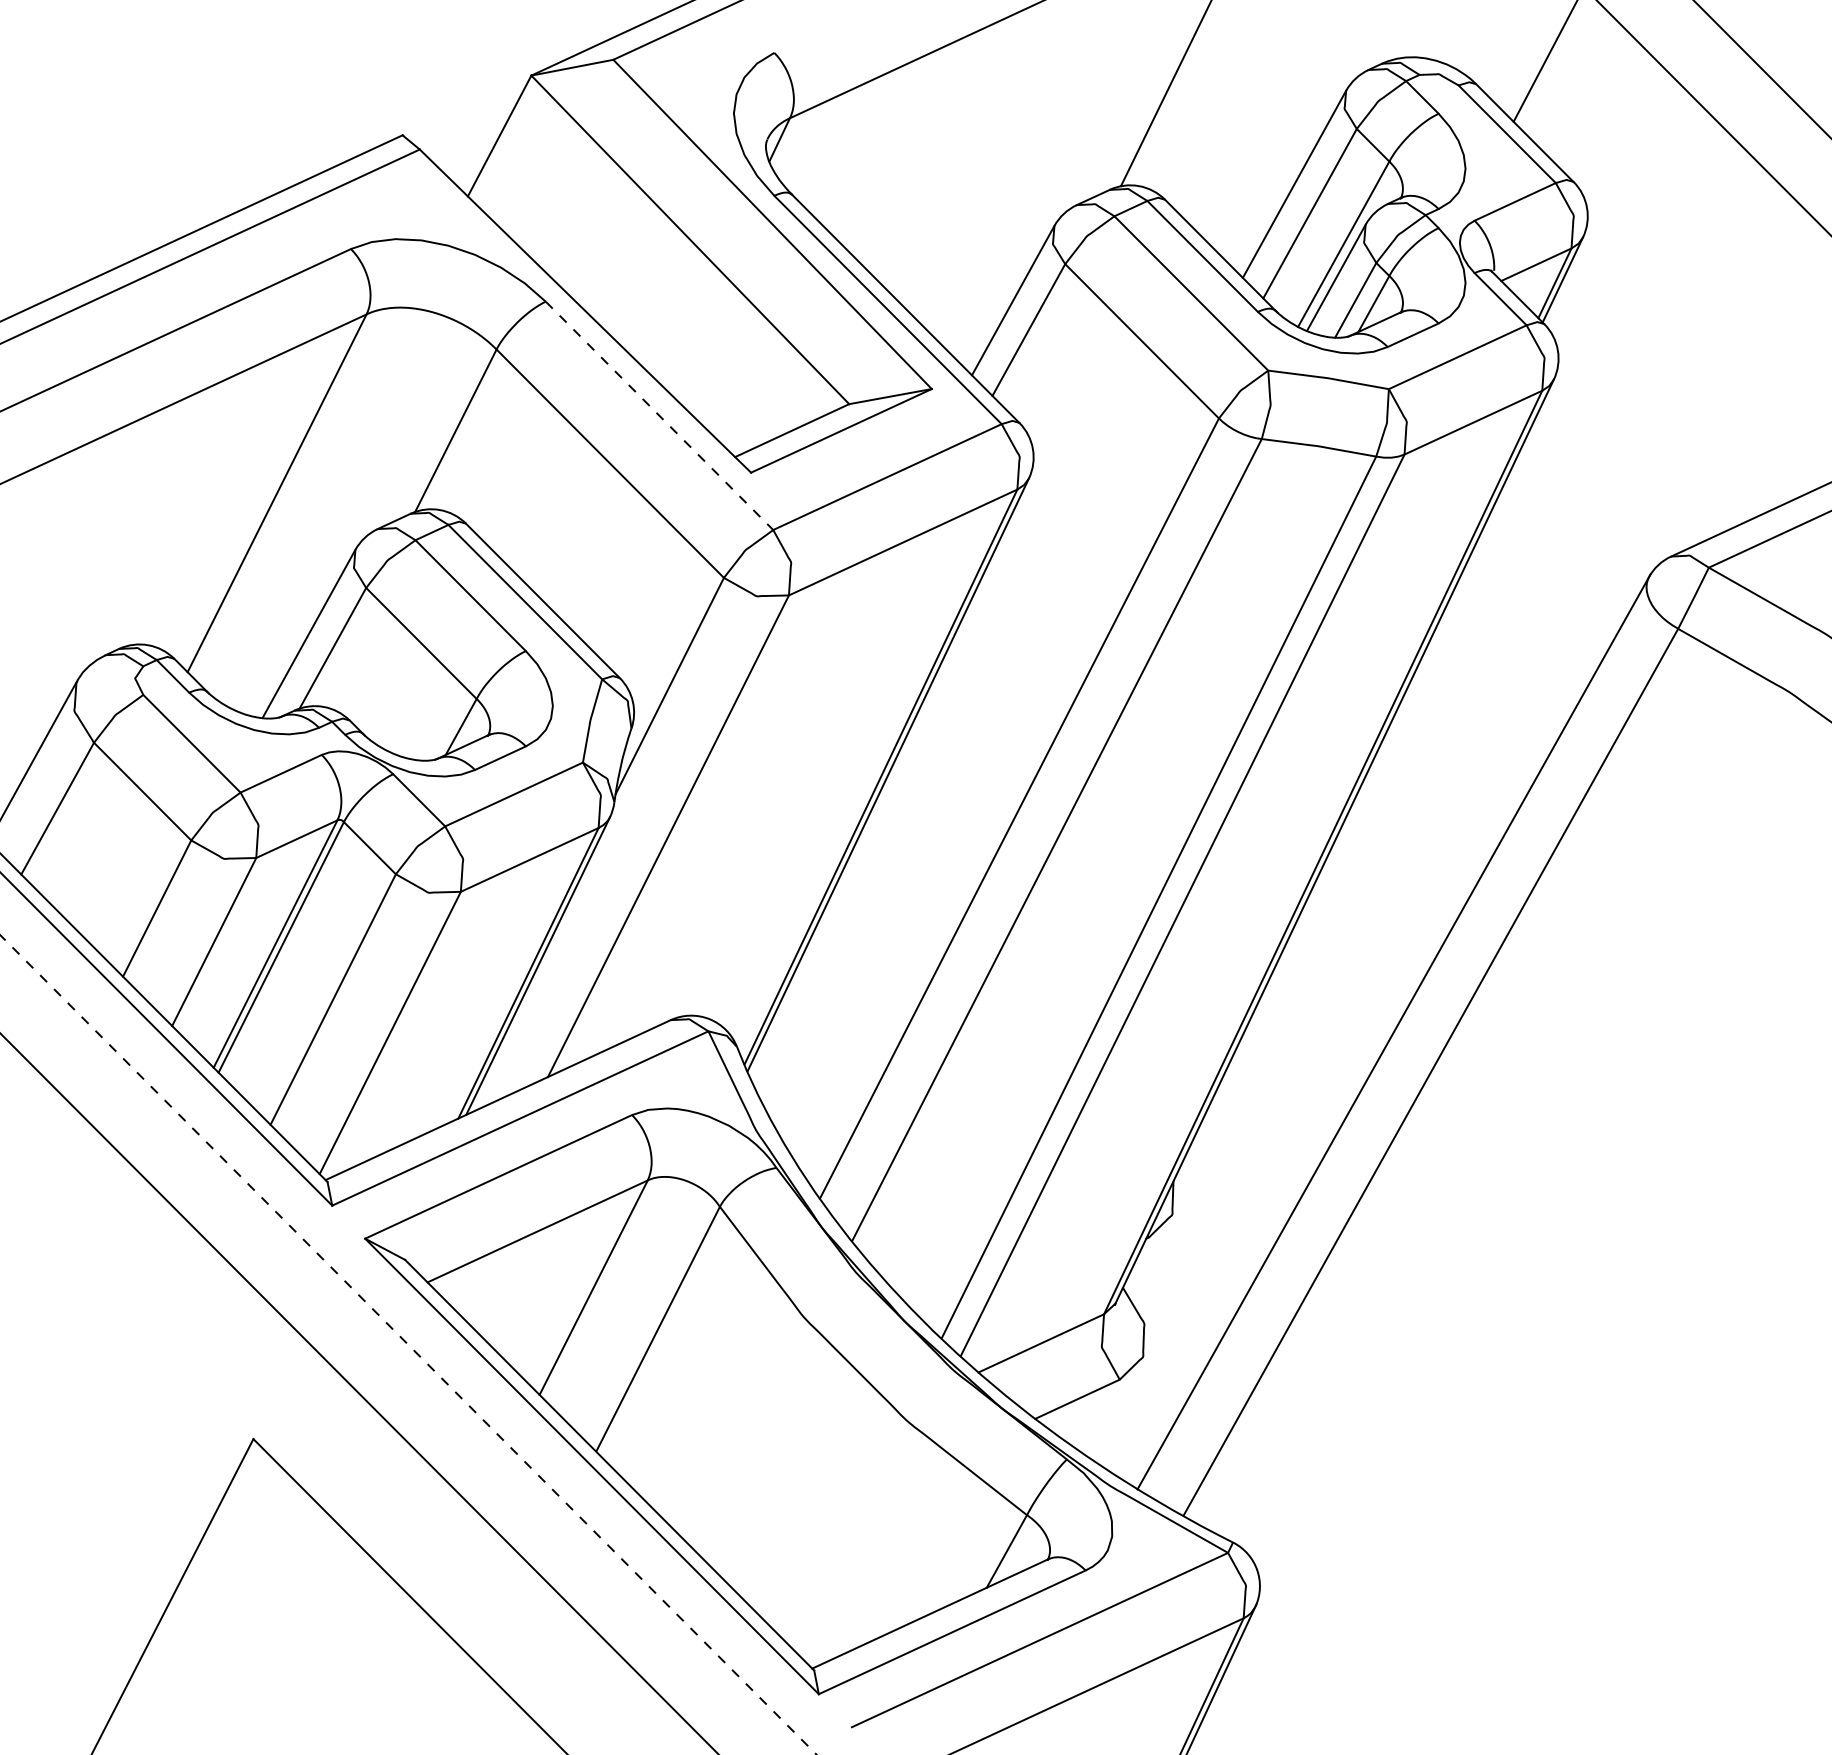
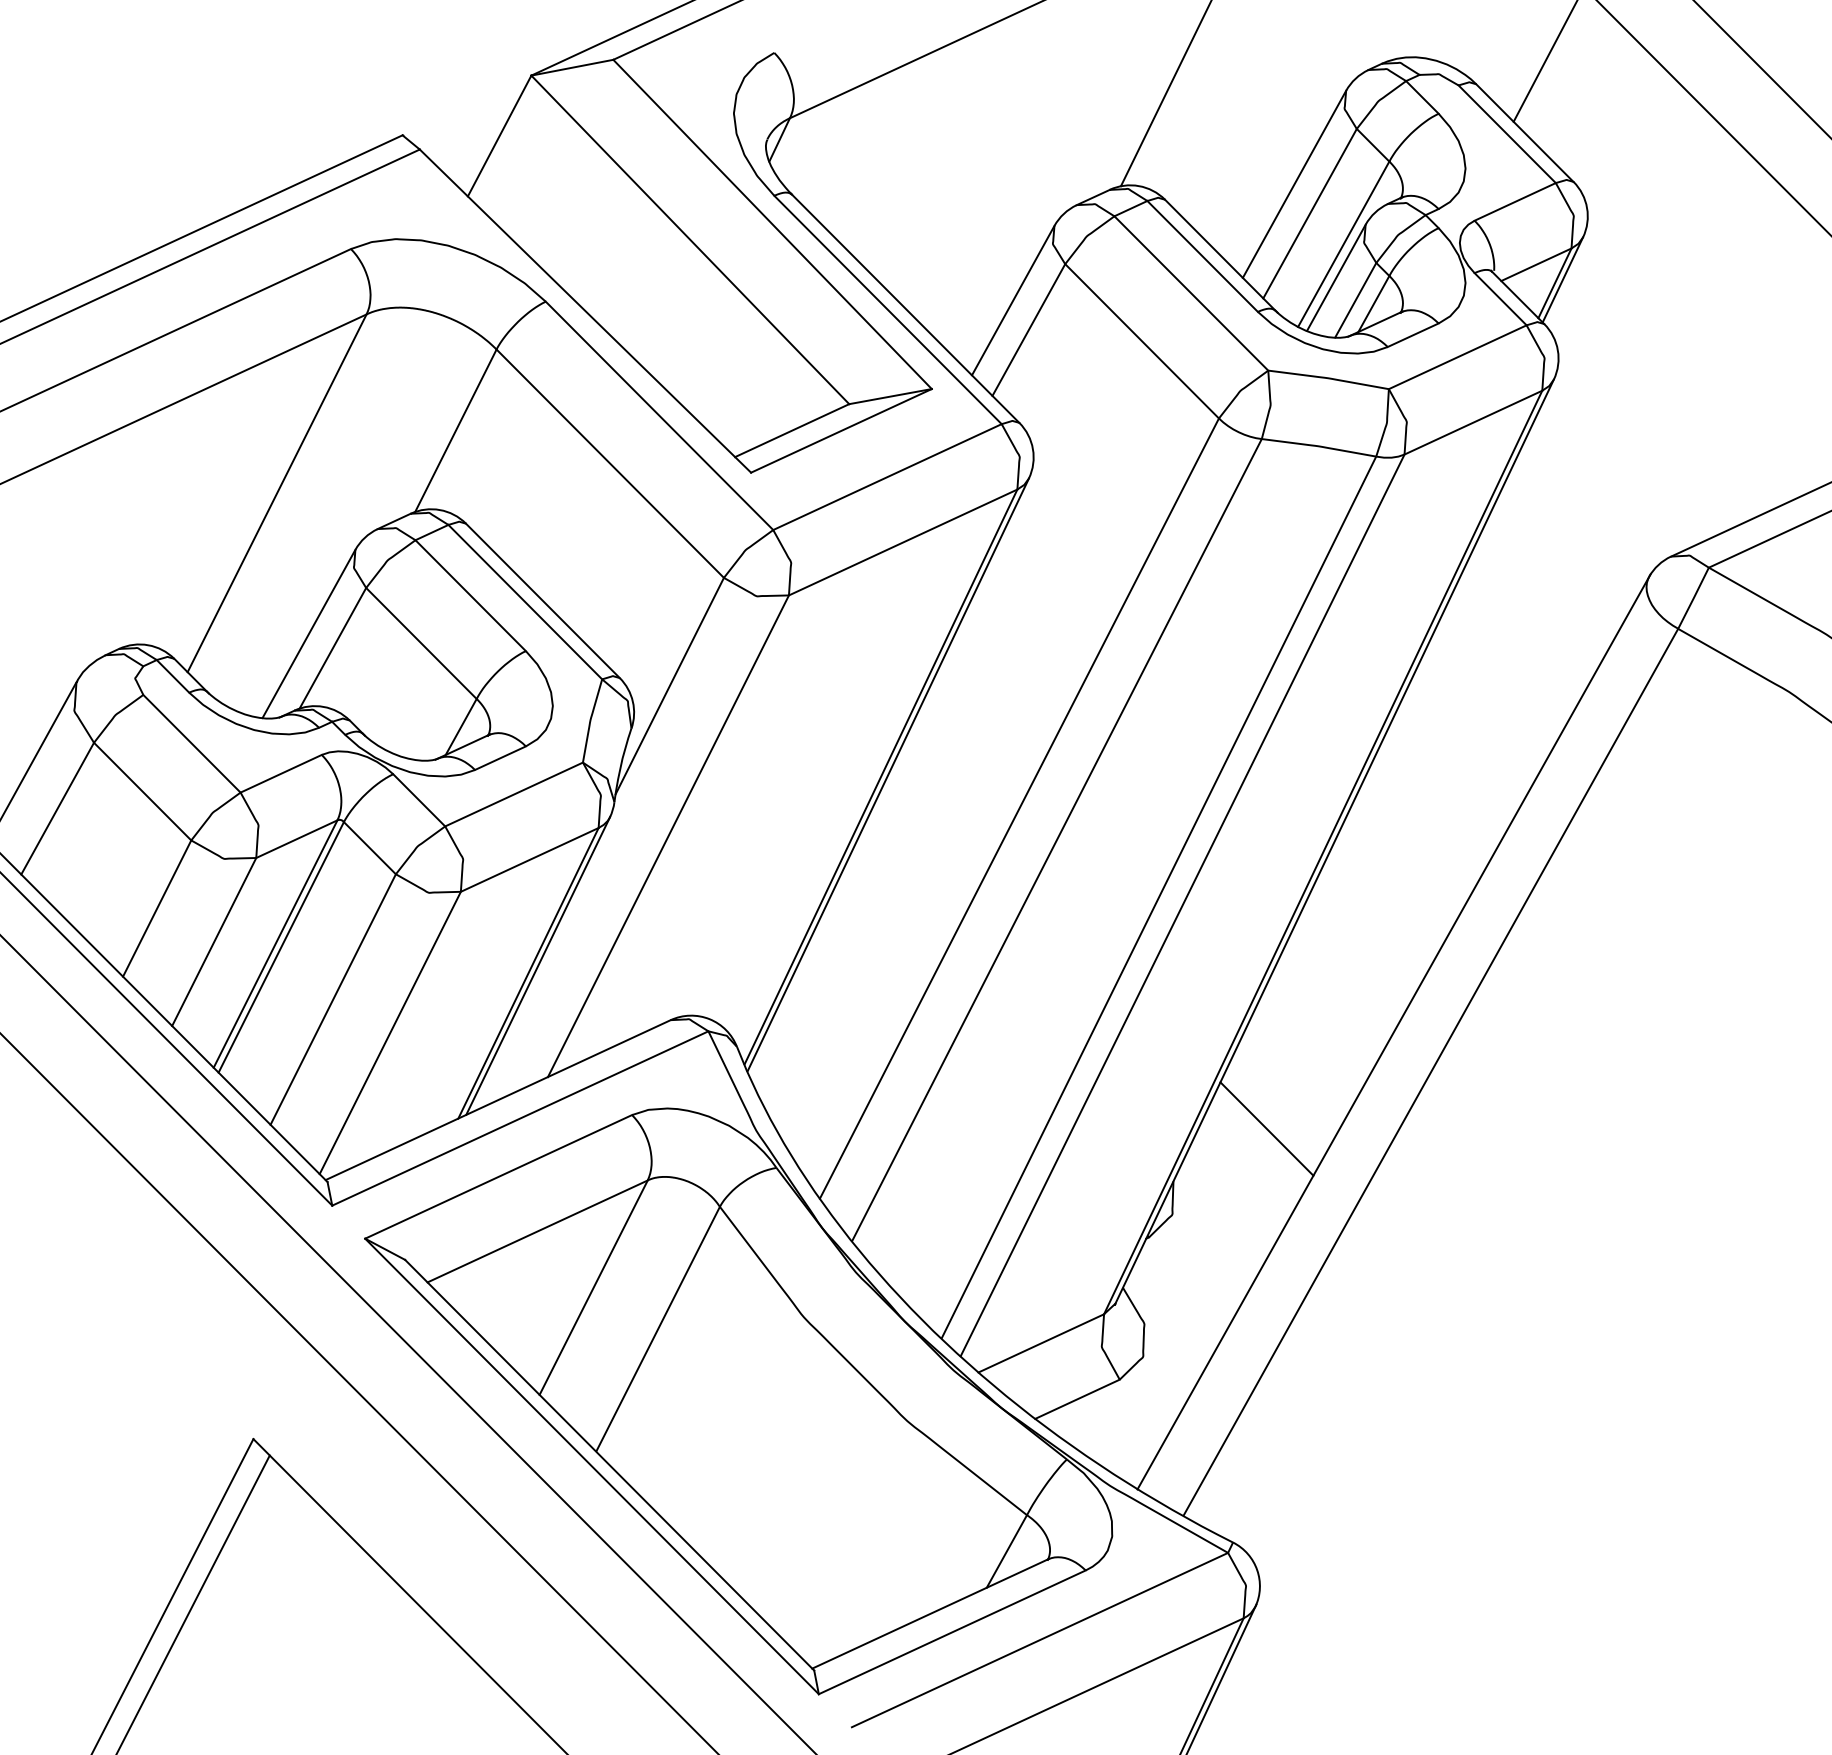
line: dashed -> solid (659, 416)
line: none -> present (1266, 1128)
line: dashed -> solid (408, 1345)
line: none -> present (193, 1603)
